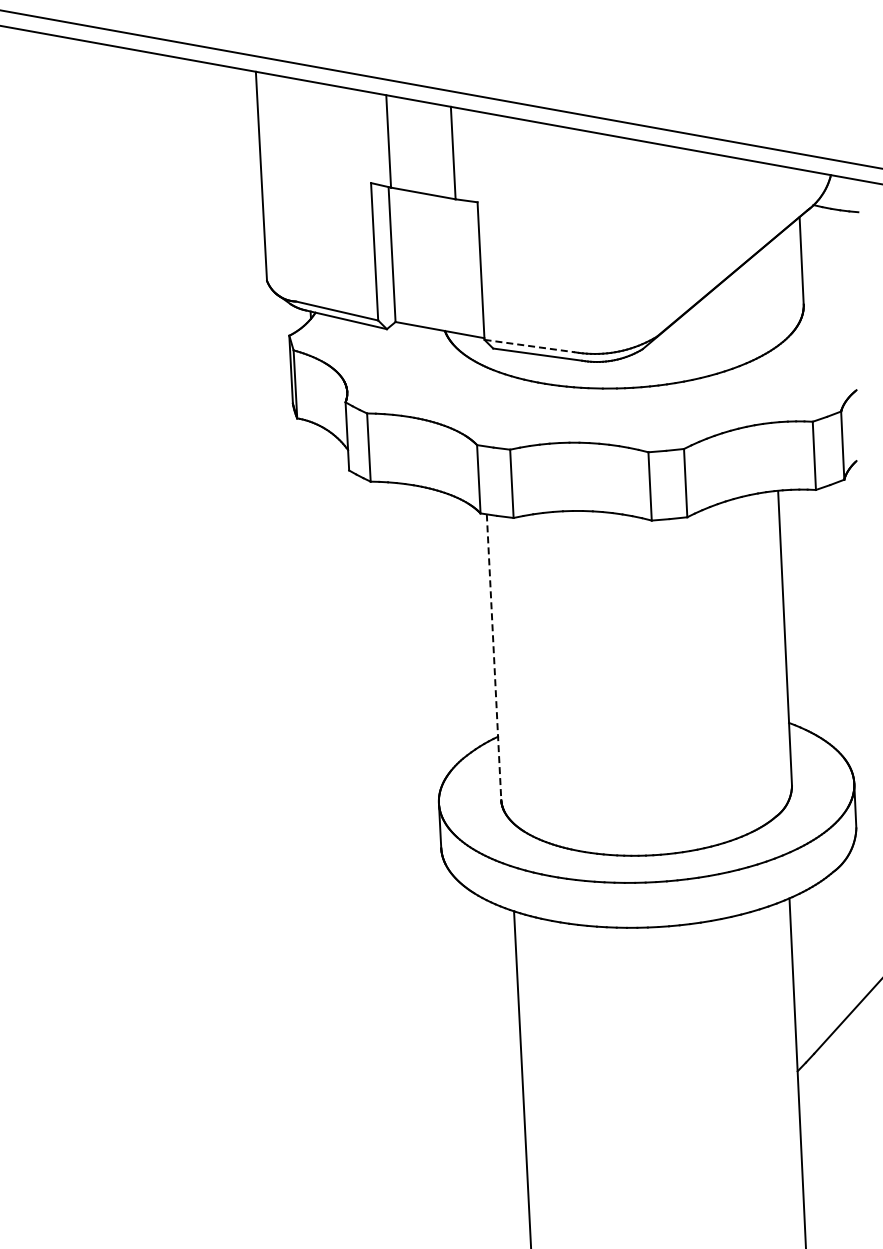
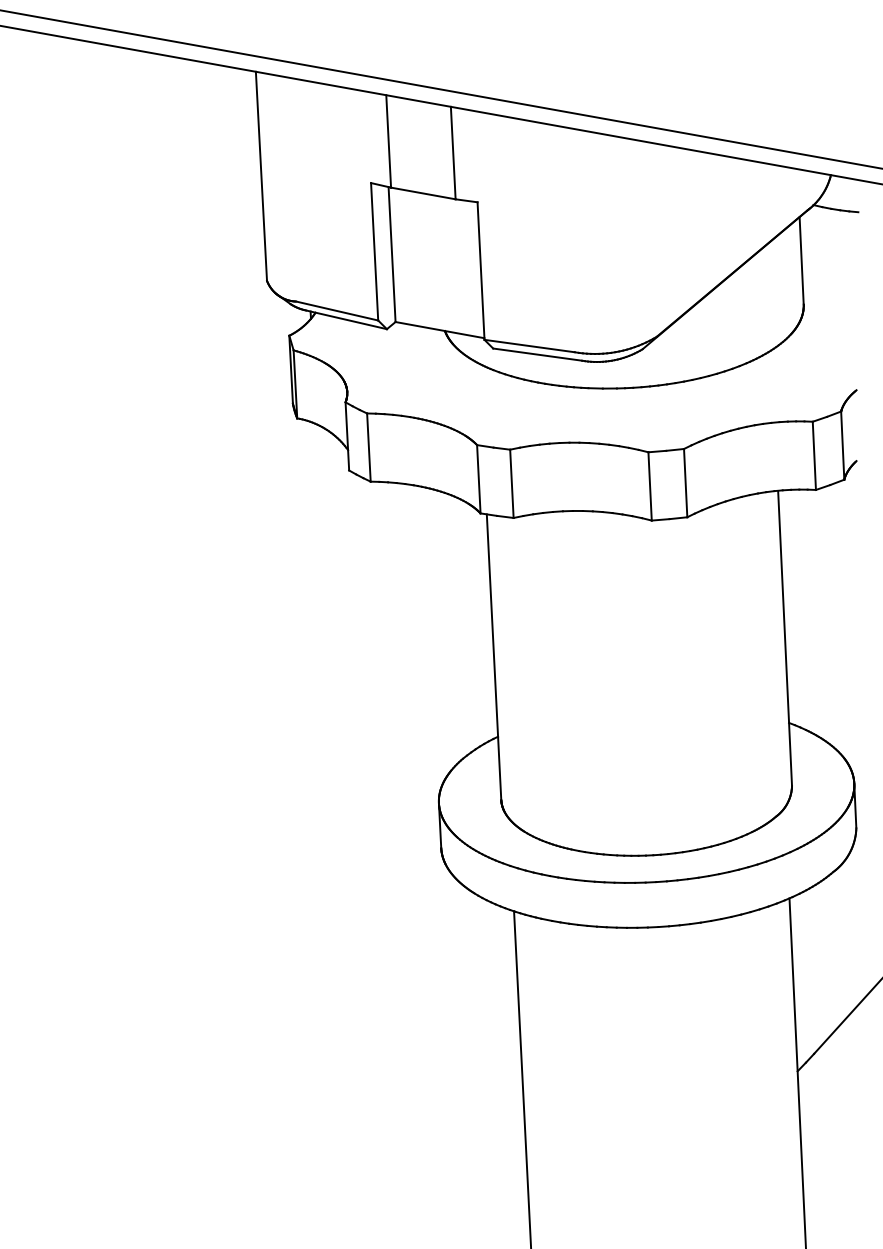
line: dashed -> solid (529, 346)
line: dashed -> solid (494, 657)
